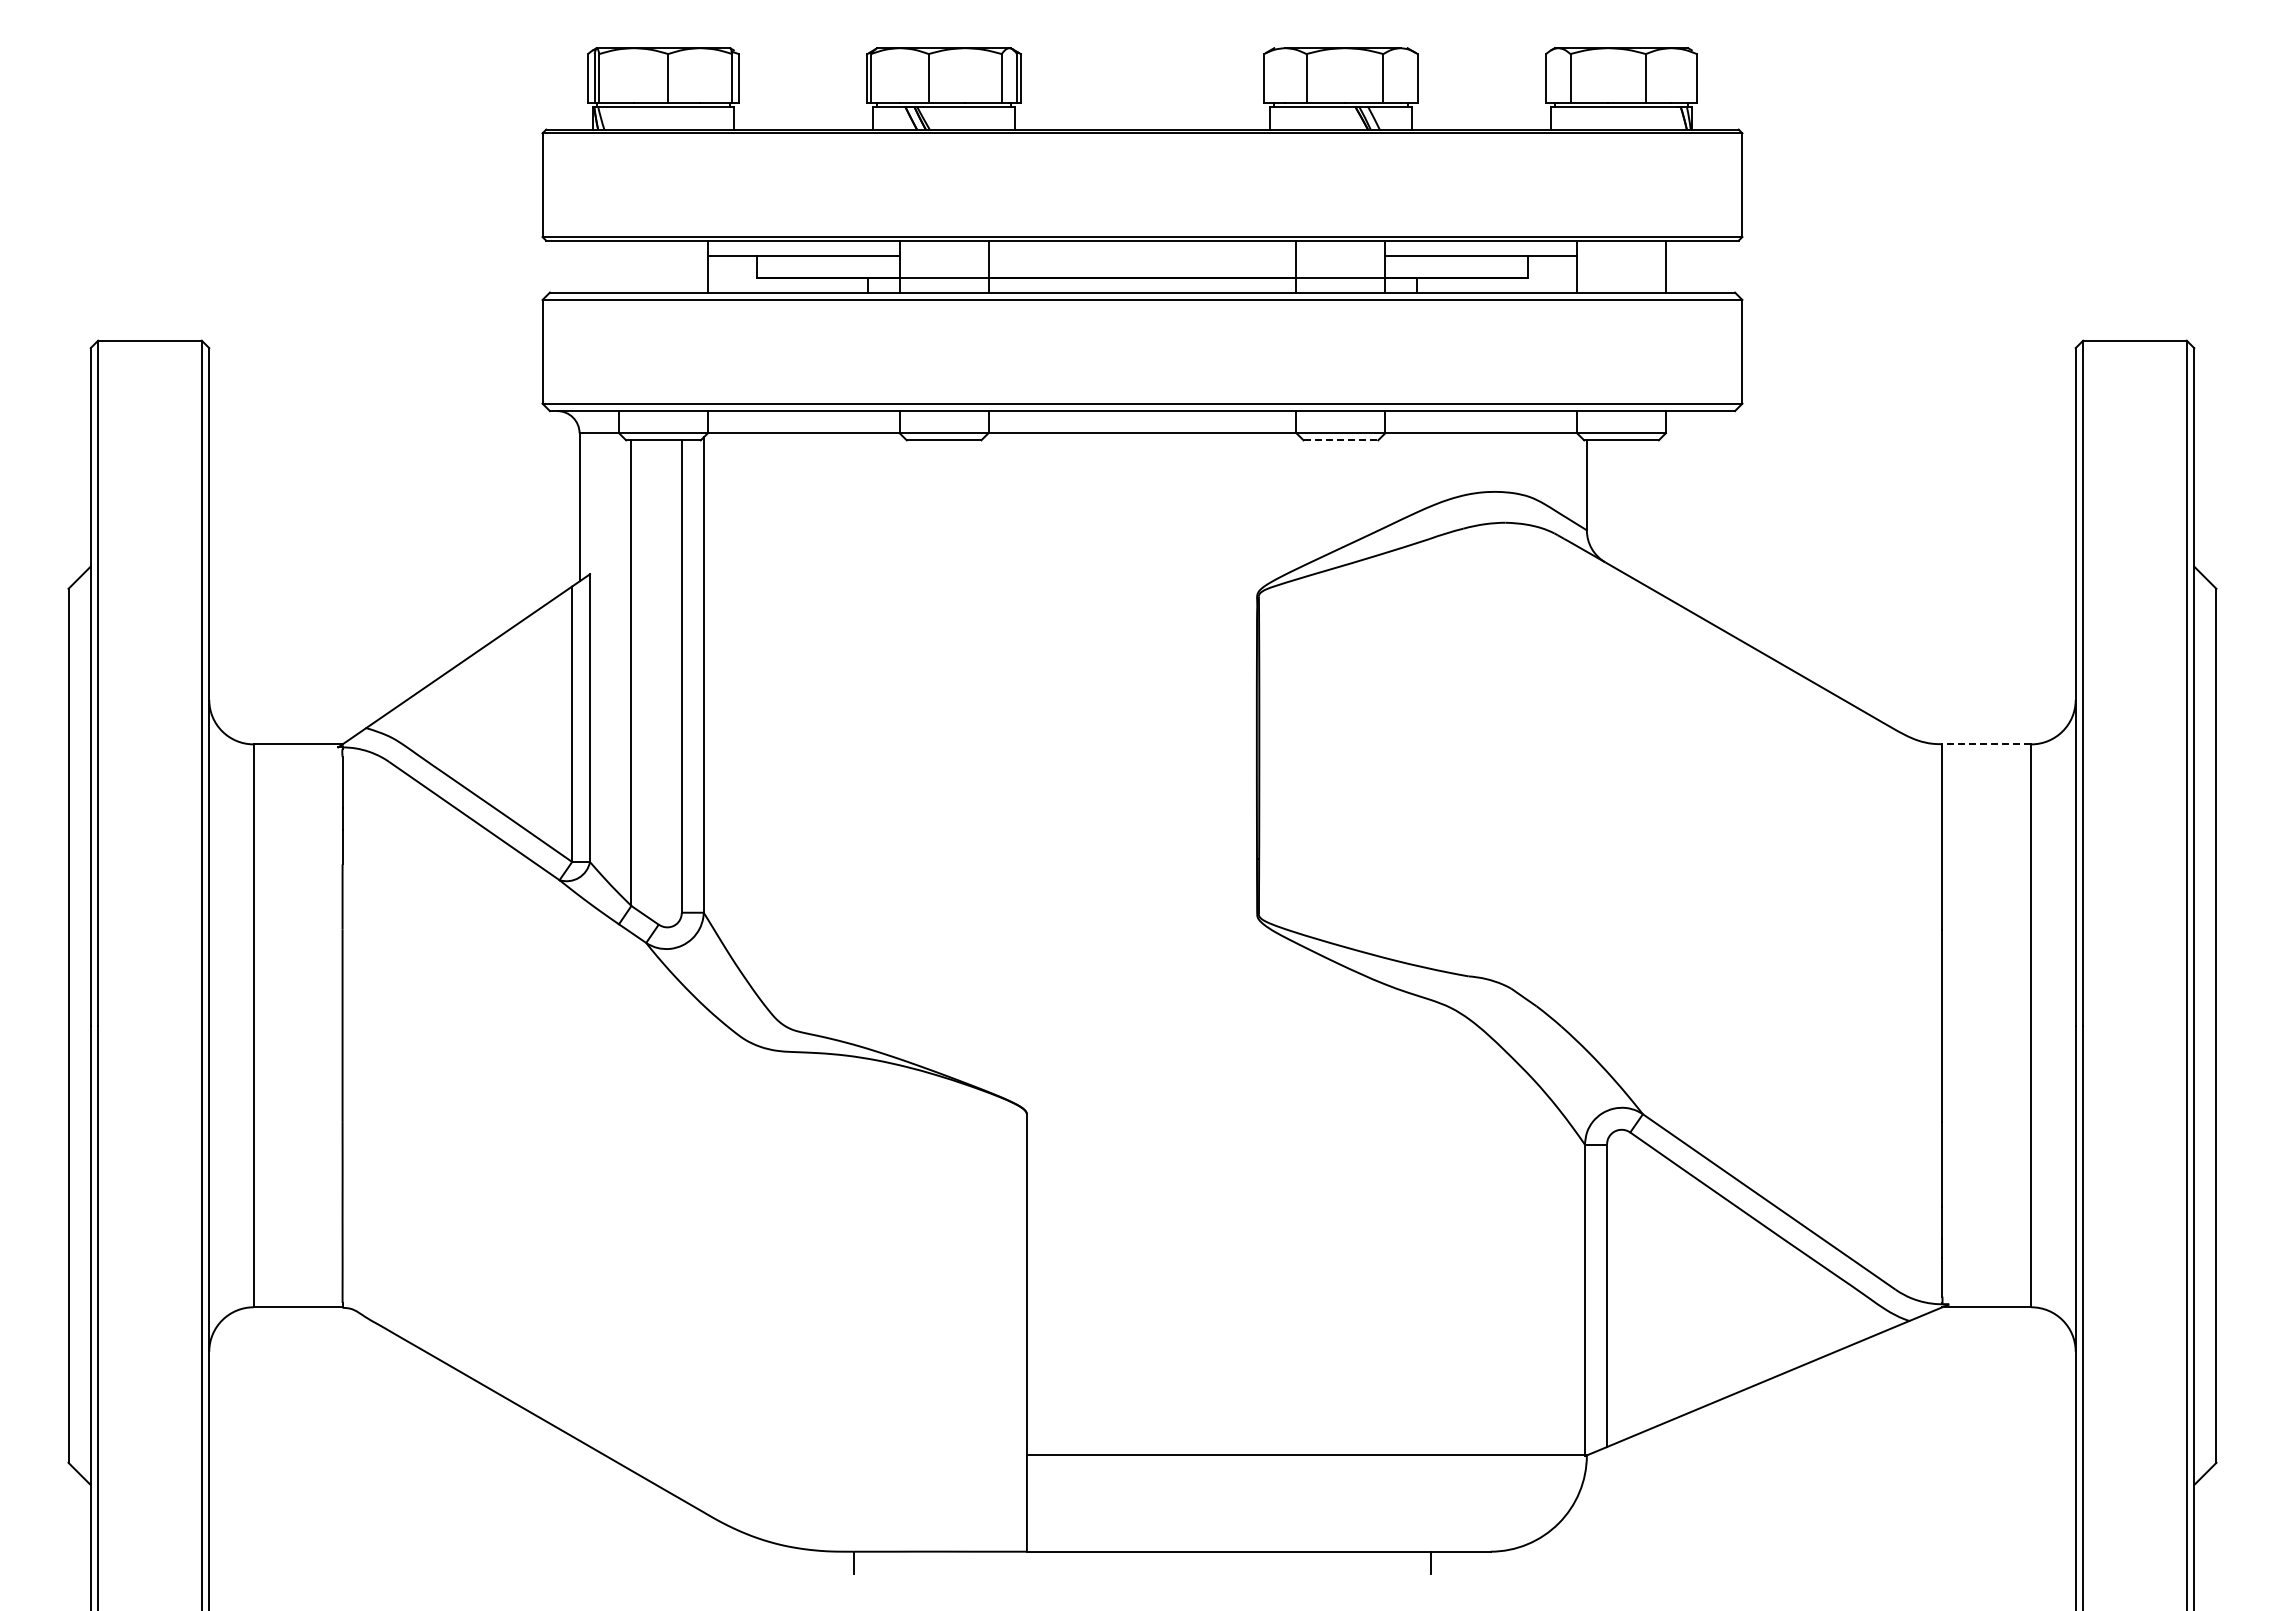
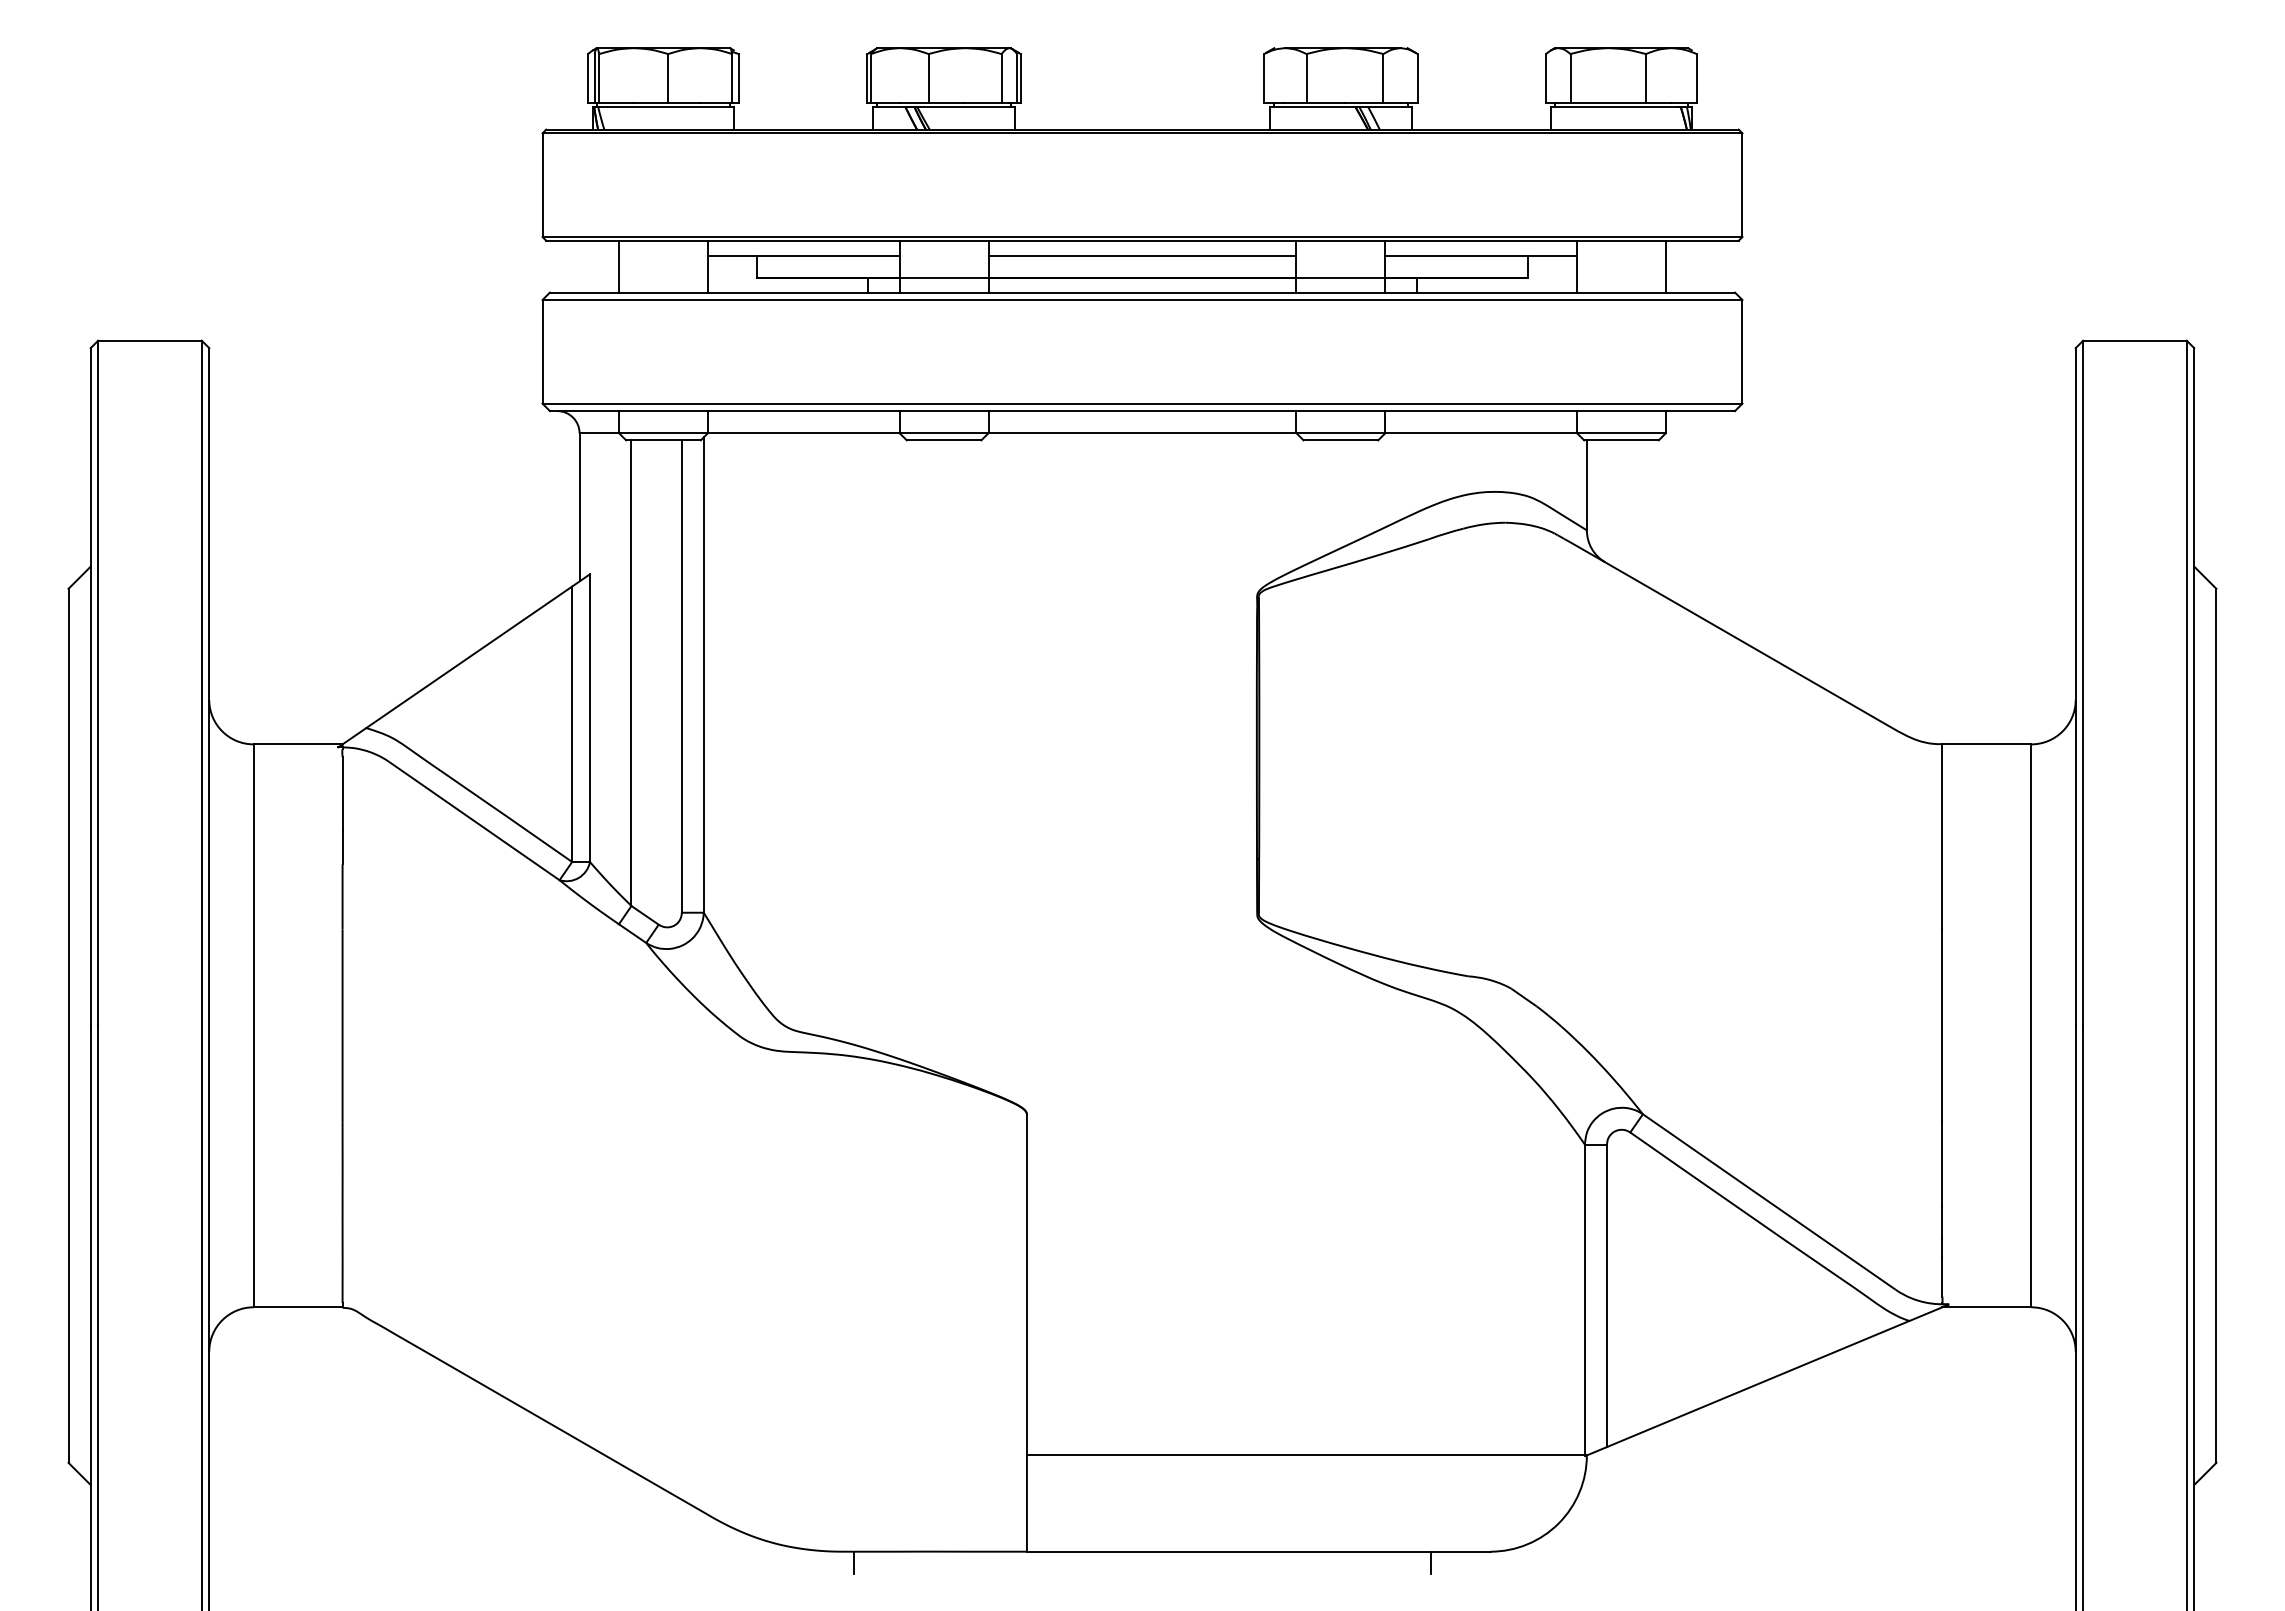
line: none -> present (1142, 255)
line: none -> present (619, 266)
line: dashed -> solid (1341, 440)
line: dashed -> solid (1986, 744)
